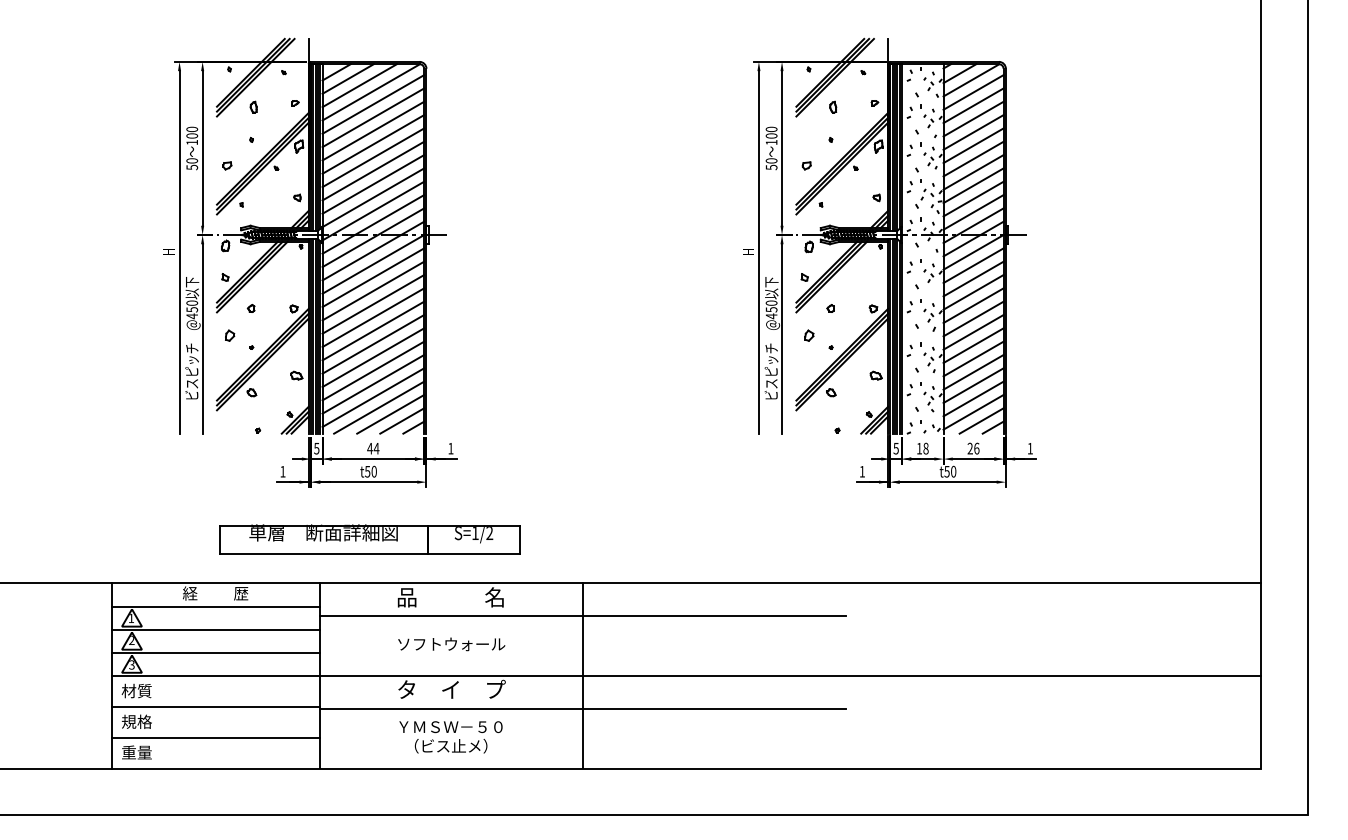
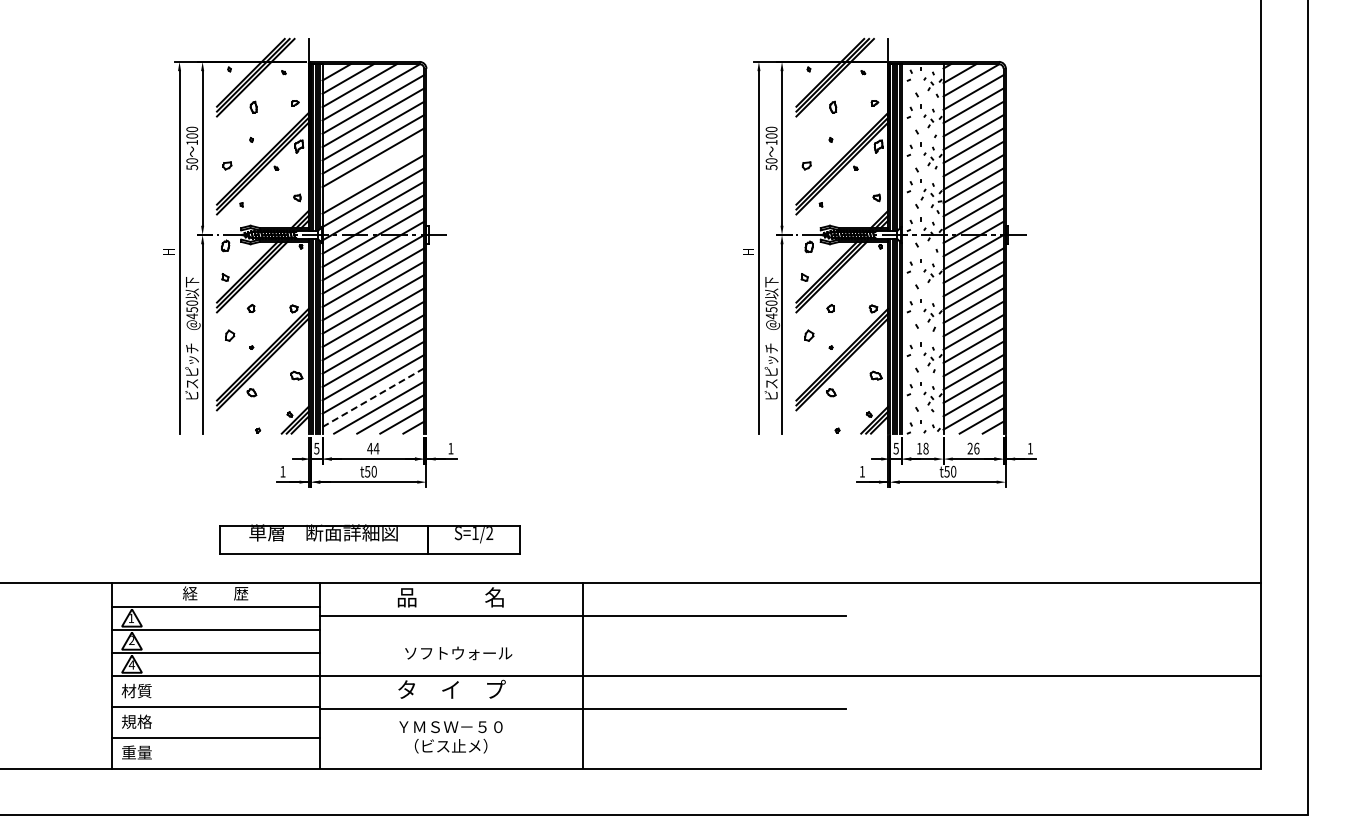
line: present -> none (373, 170)
line: solid -> dashed (373, 397)
text position: (451, 644) -> (458, 653) (458, 653)
text: 3 -> 4 (131, 664)
